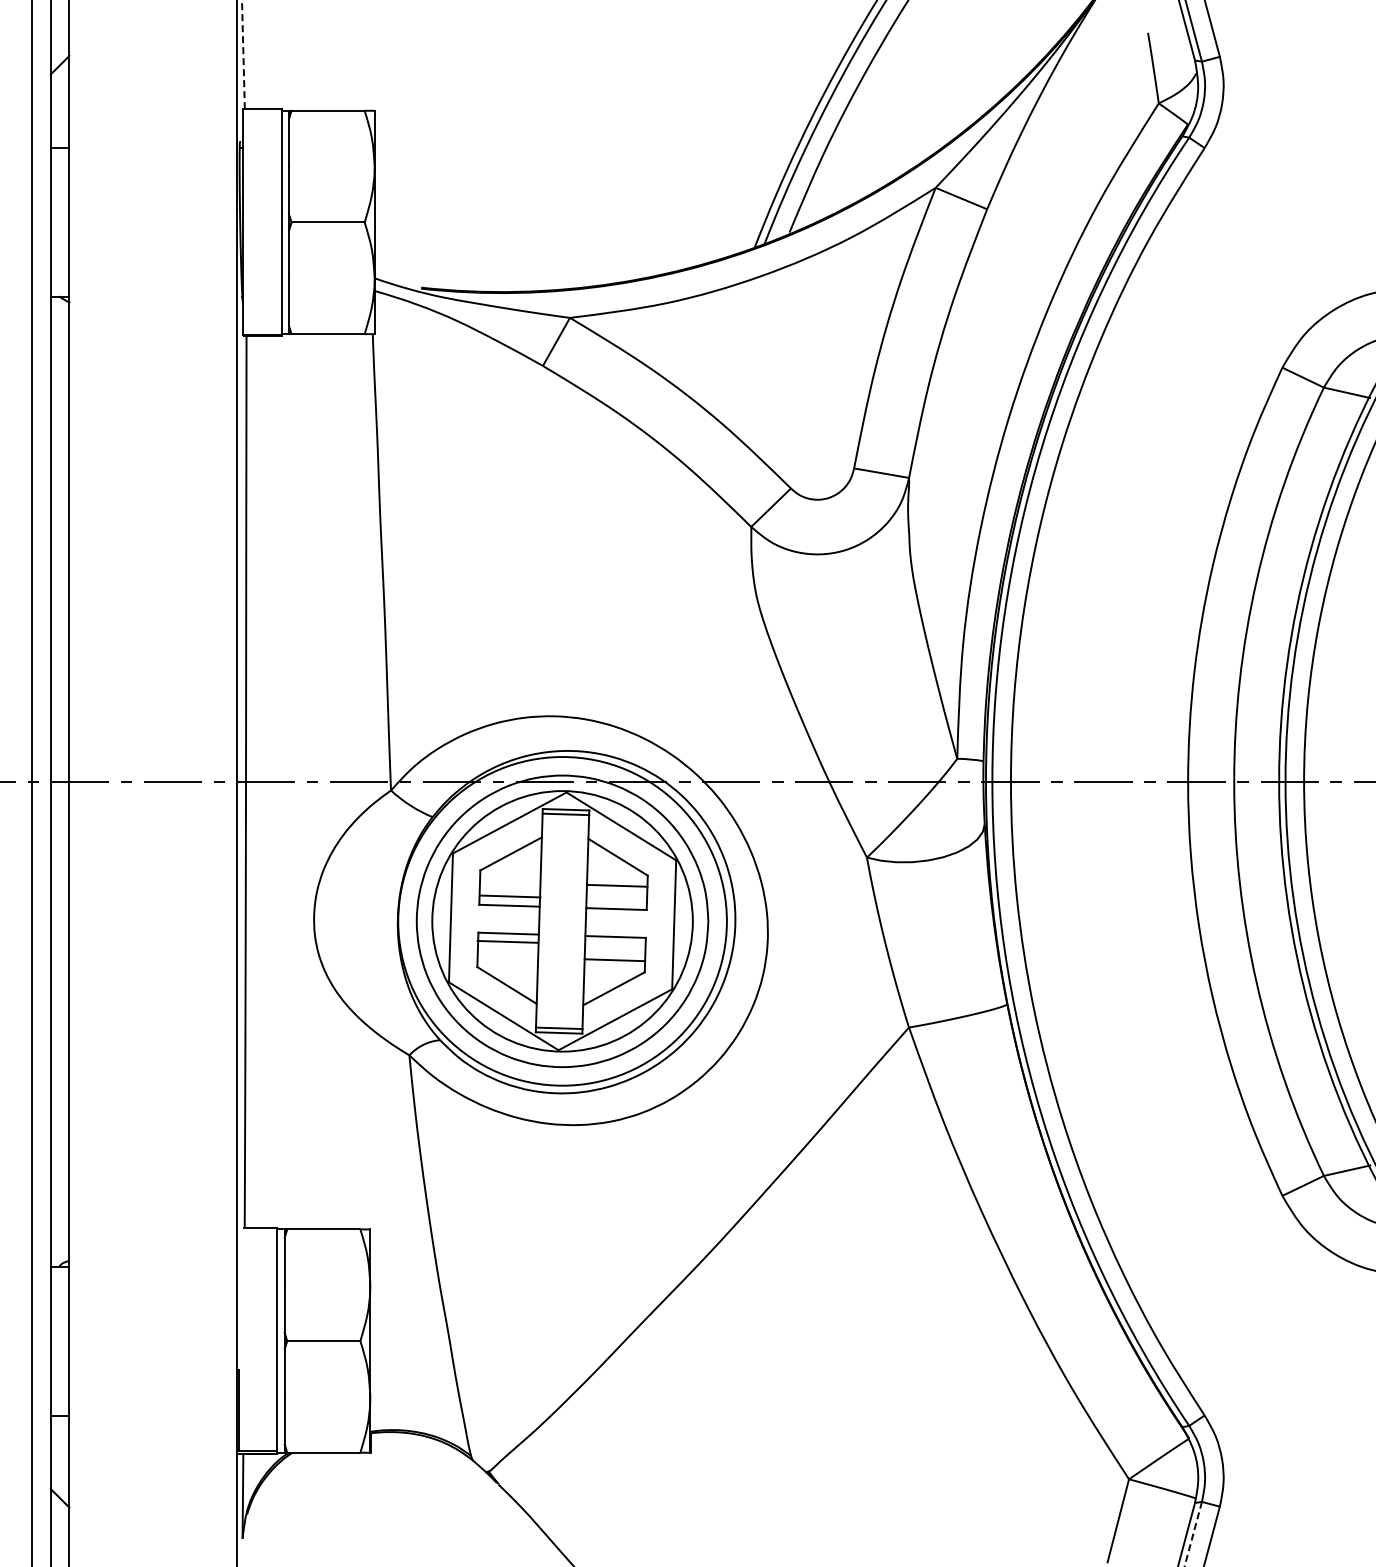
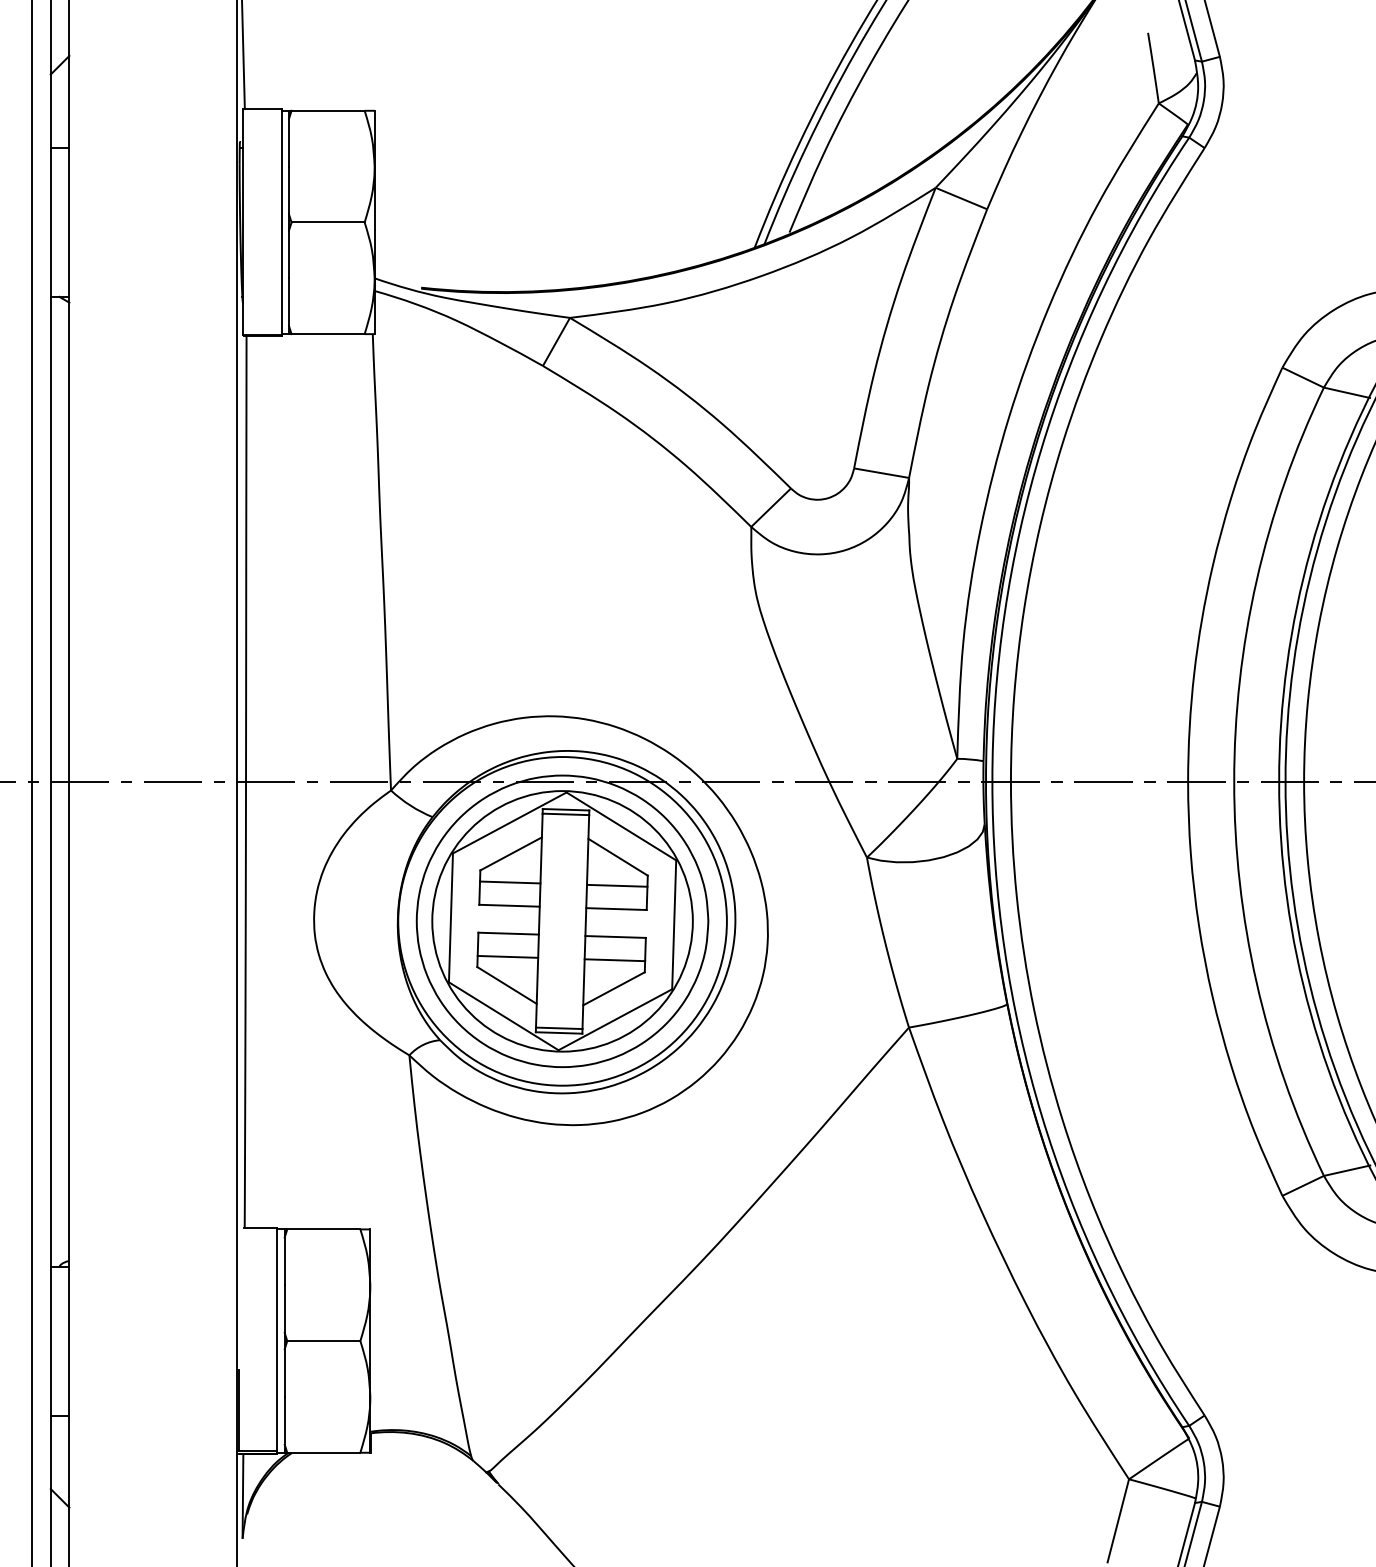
line: dashed -> solid (243, 54)
line position: (510, 896) -> (510, 882) (510, 882)
line position: (507, 941) -> (507, 956) (507, 956)
line: dashed -> solid (1193, 1533)
